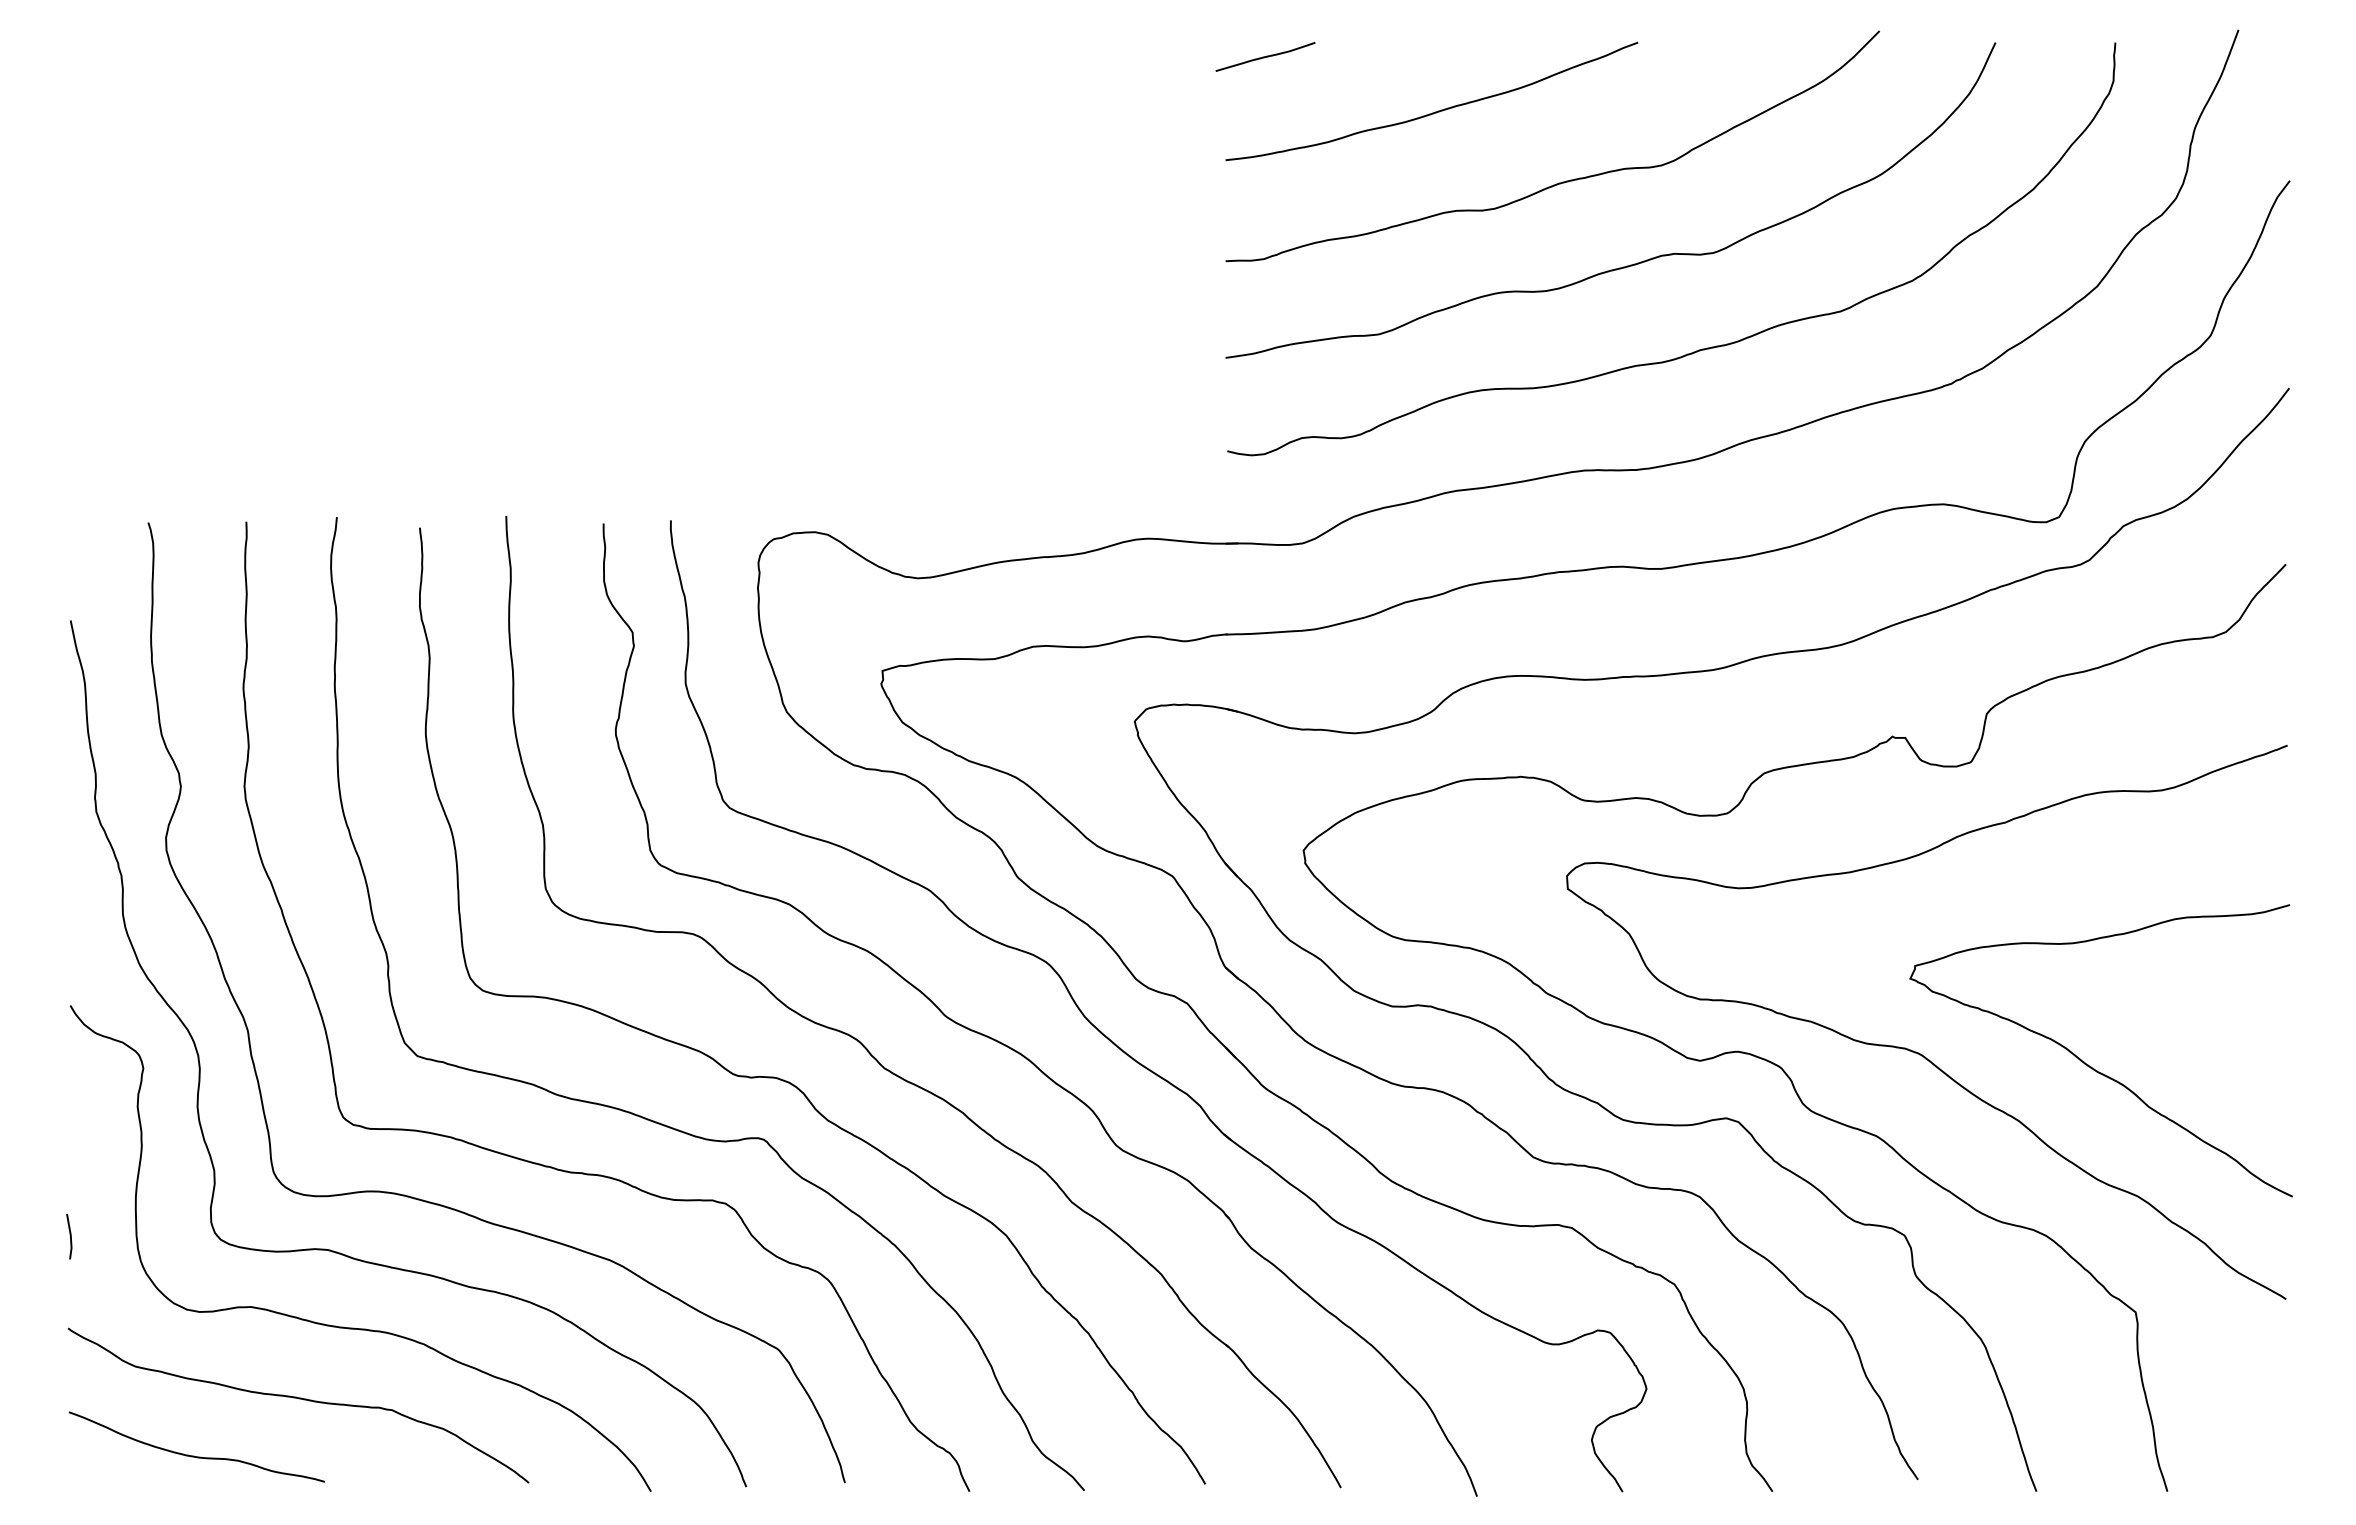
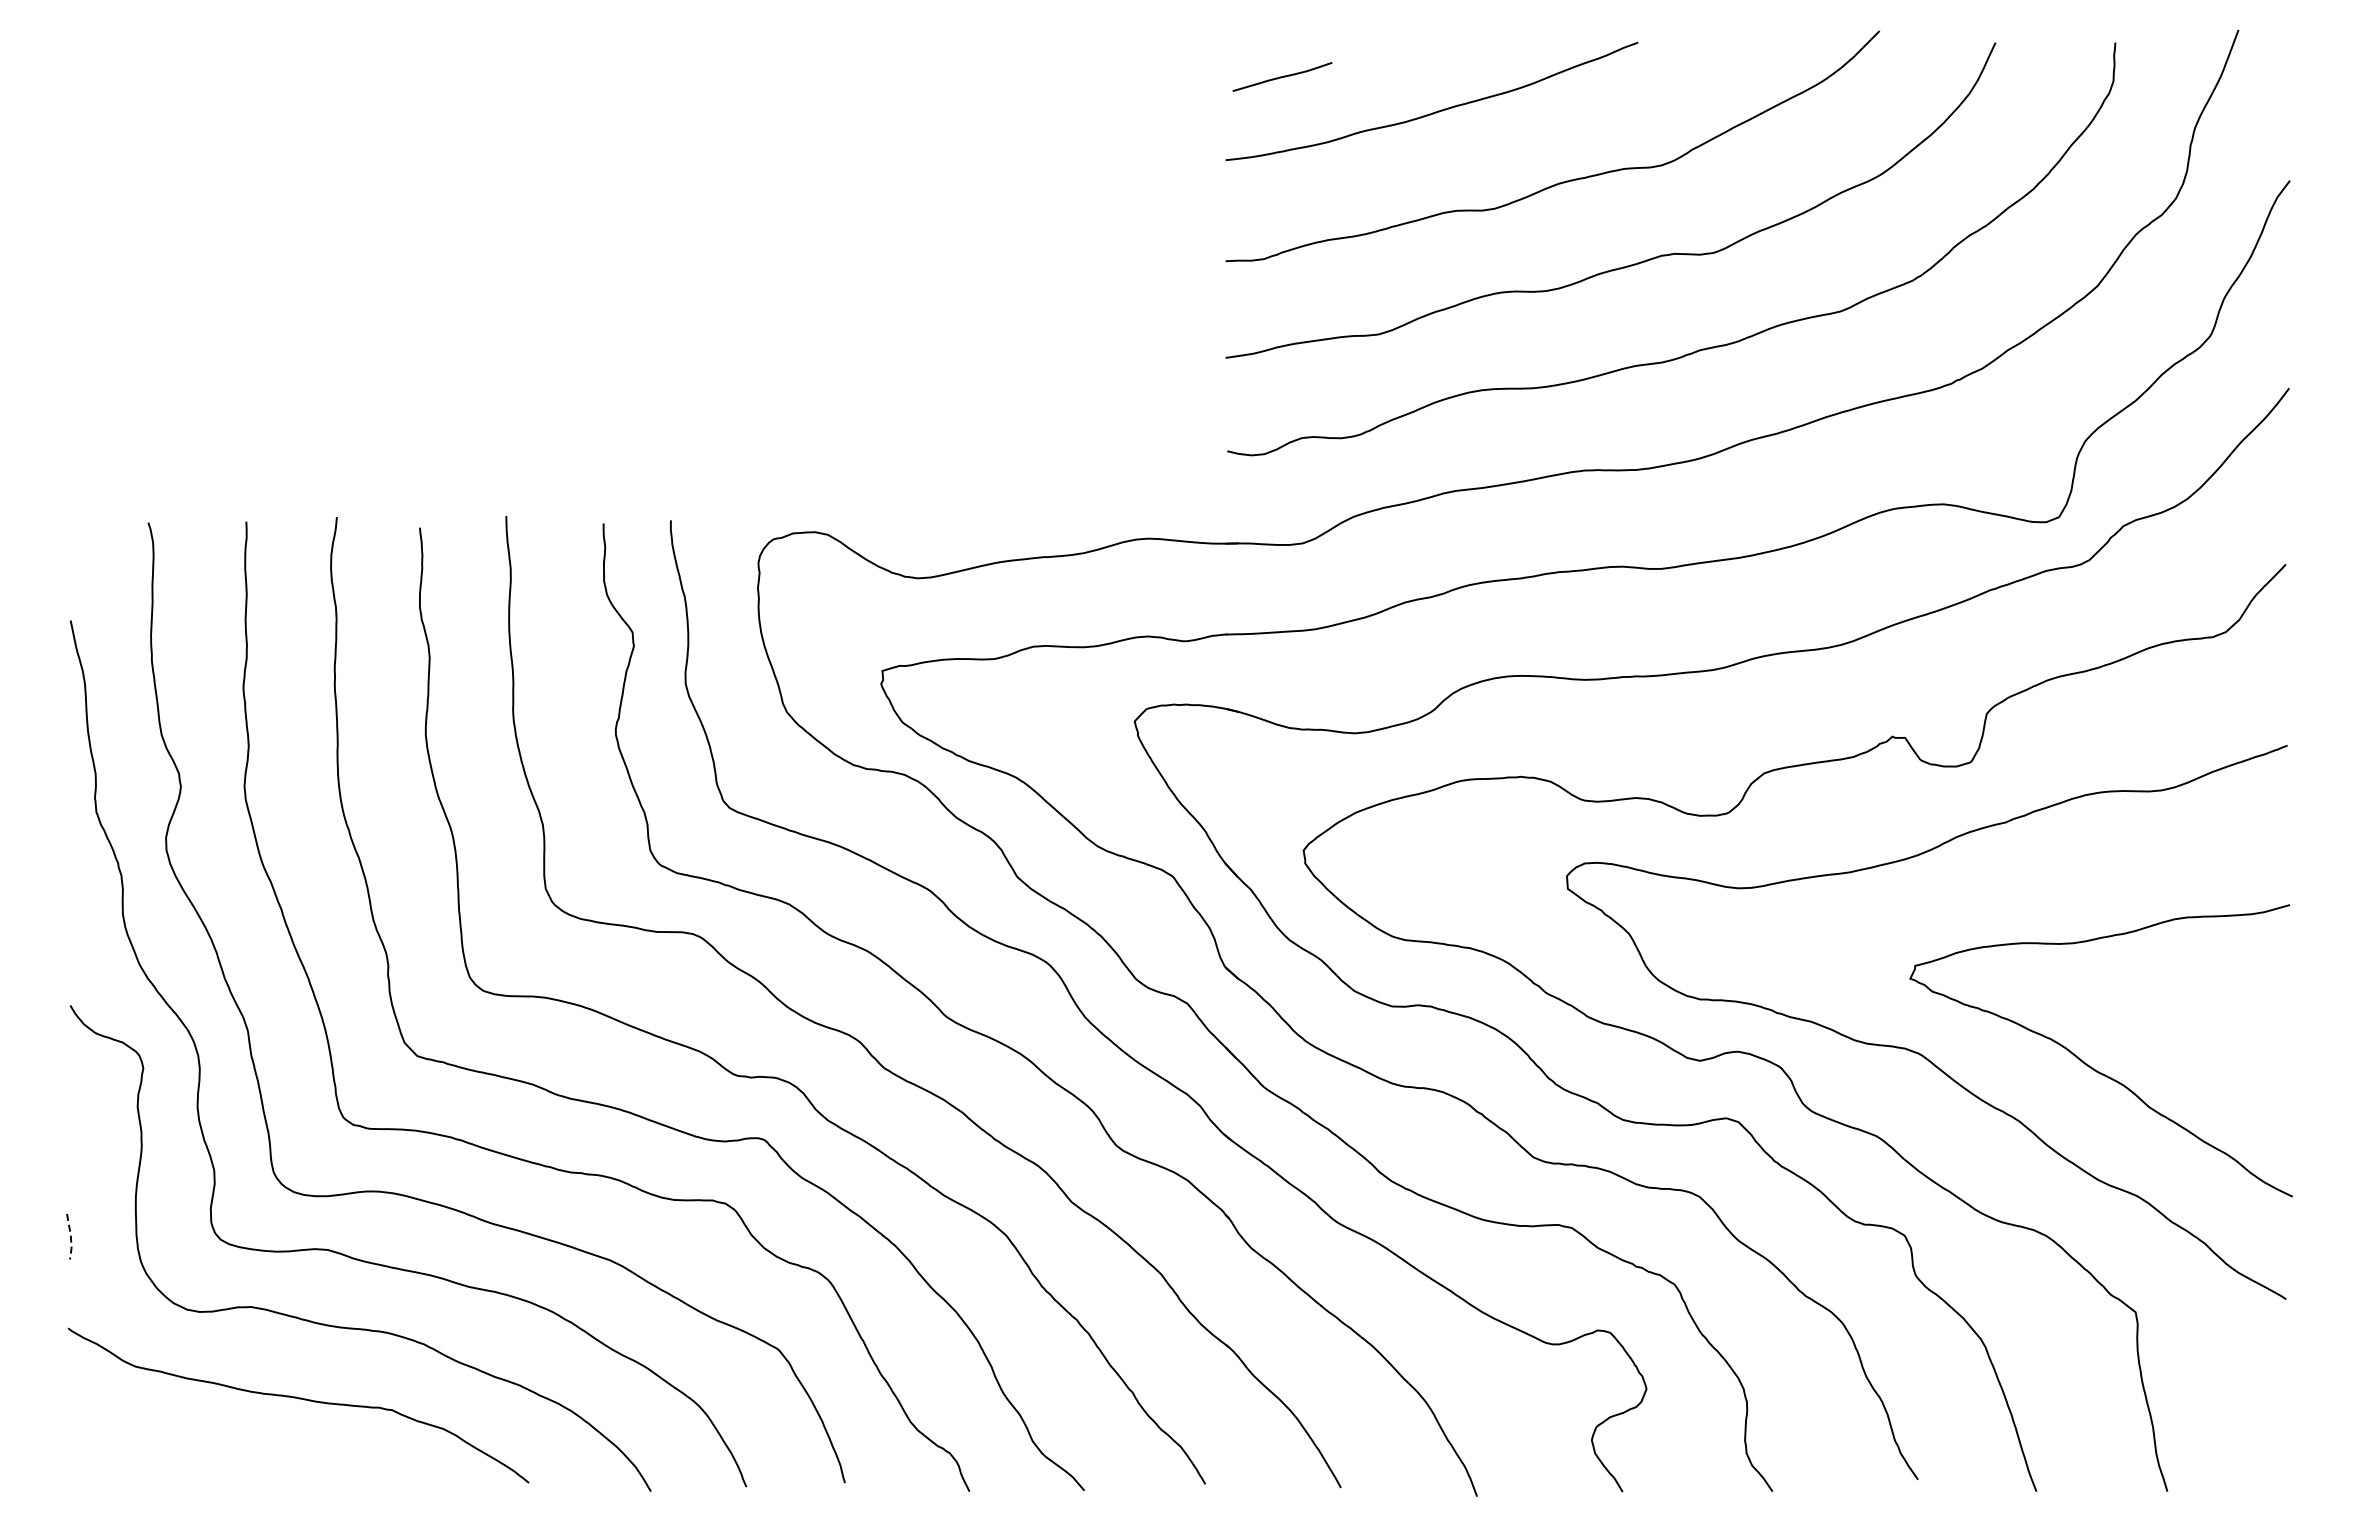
curve position: (1265, 56) -> (1282, 76) (1282, 76)
line: solid -> dashed (70, 1237)
curve: present -> none (194, 1455)
